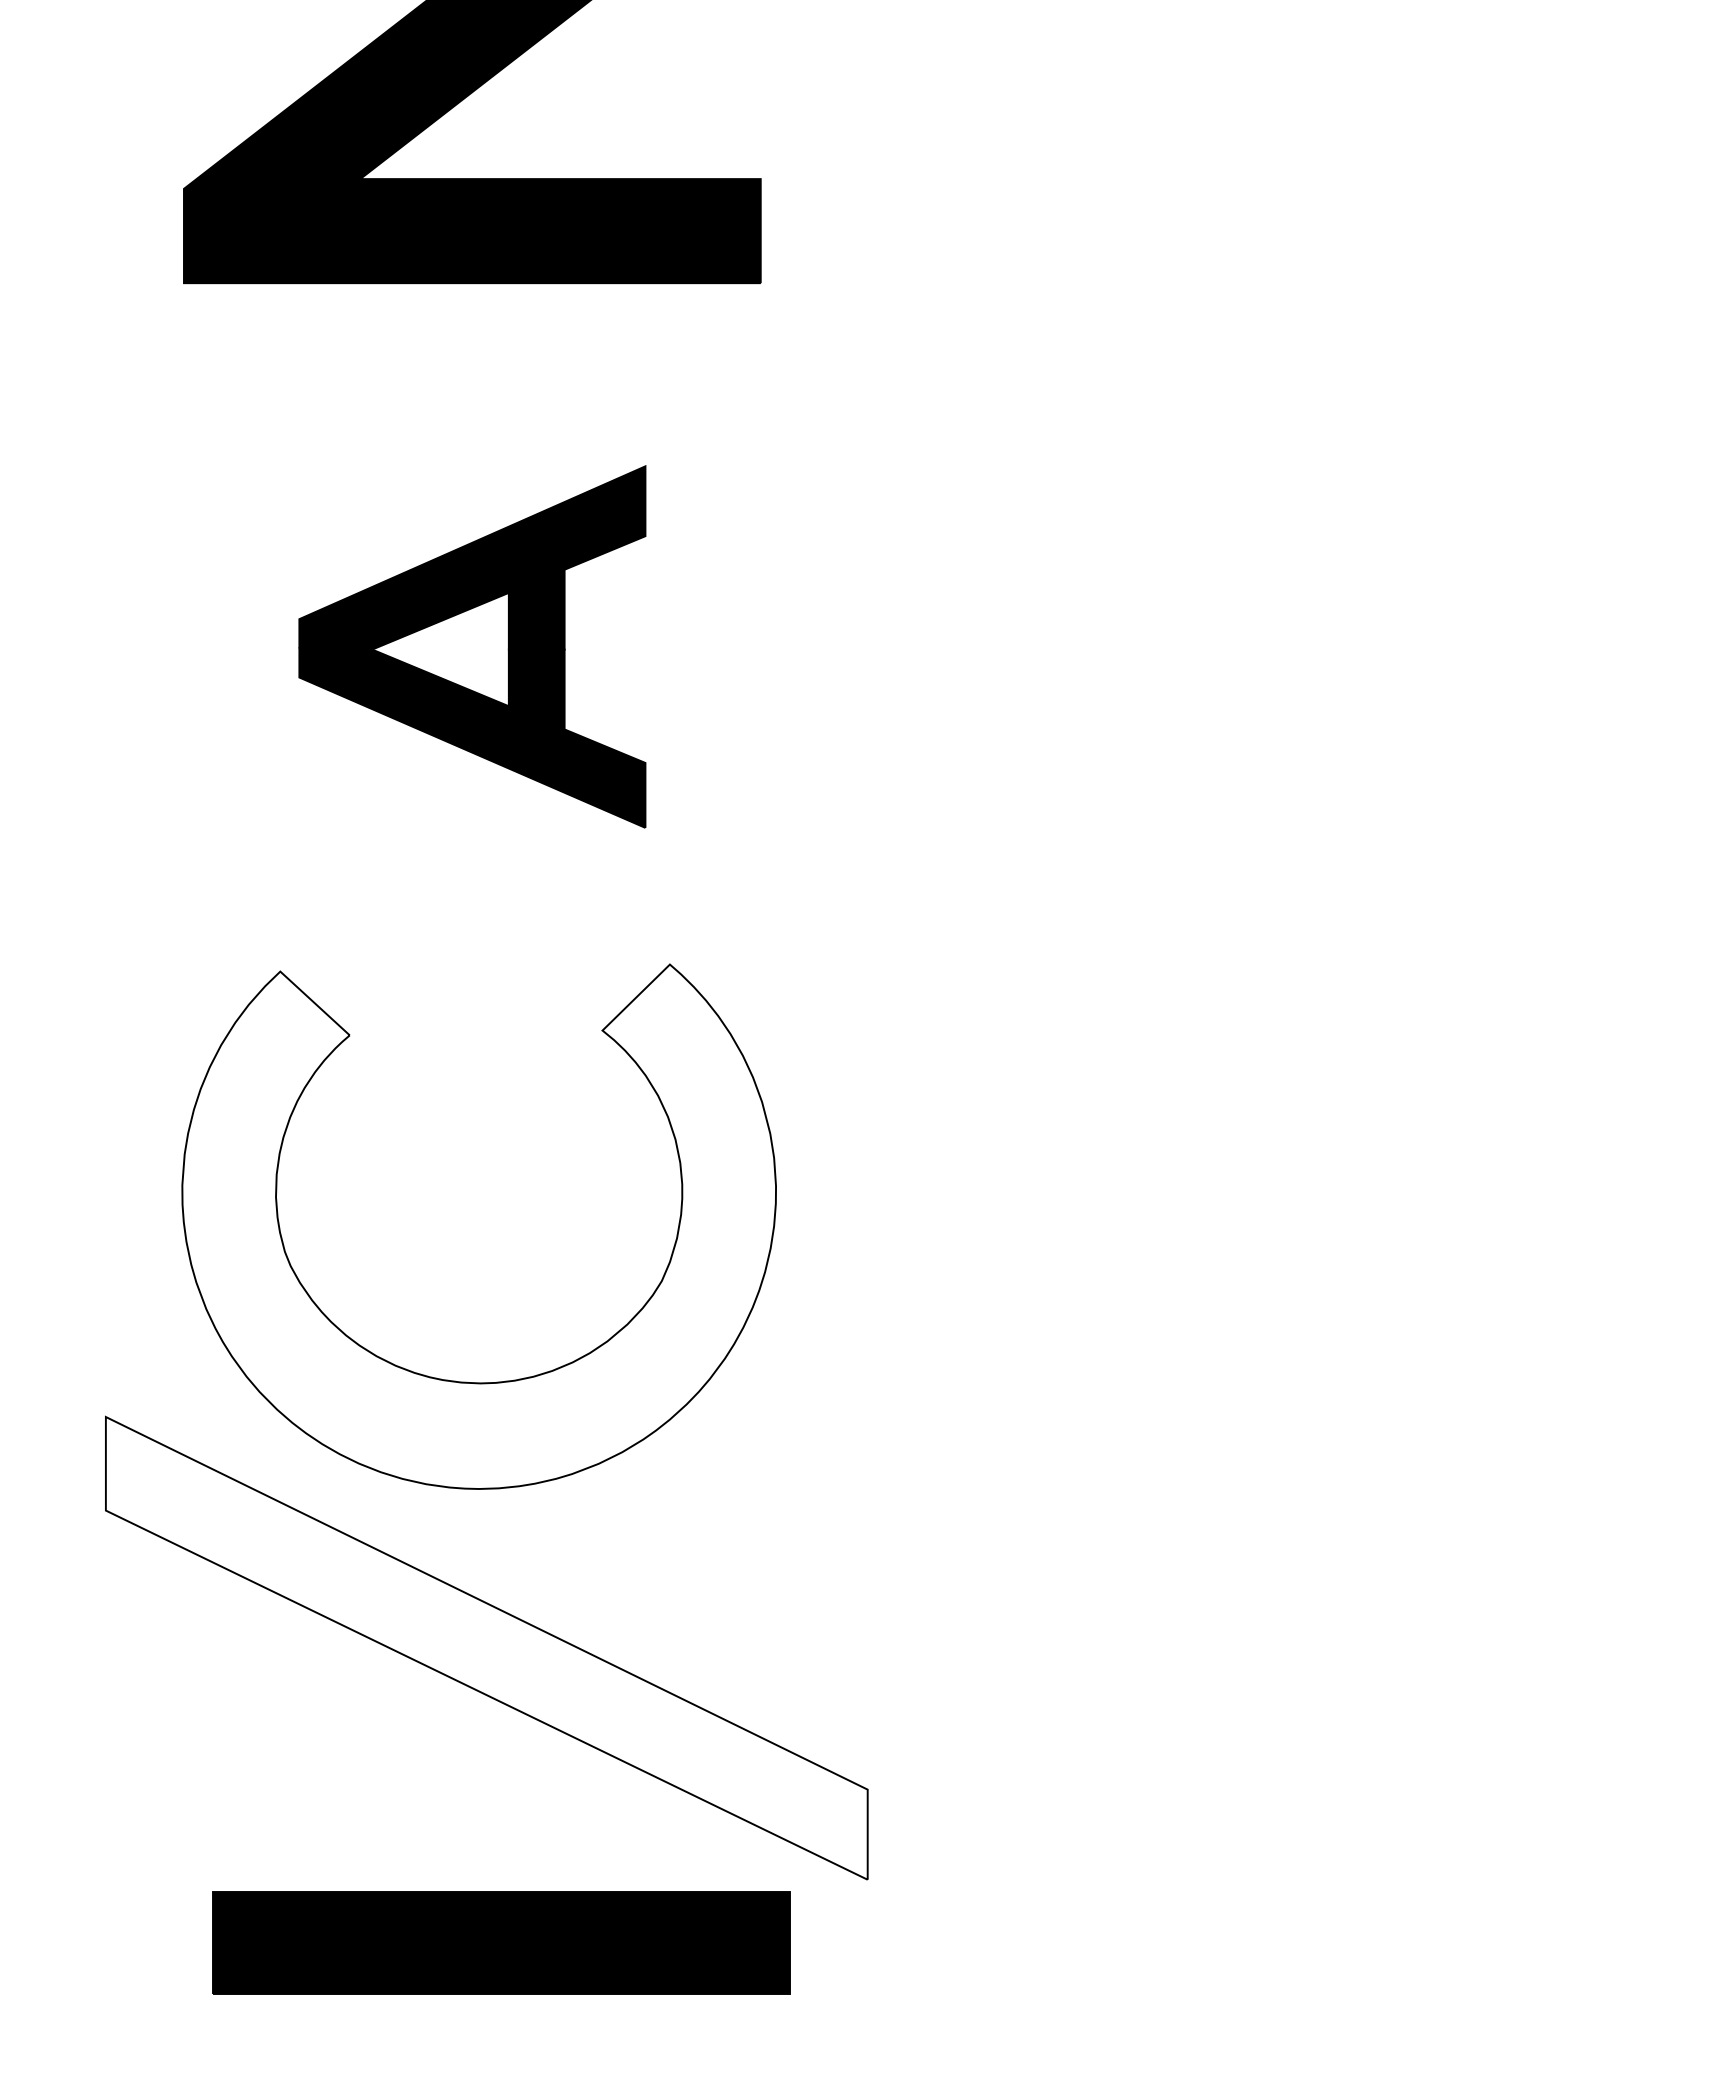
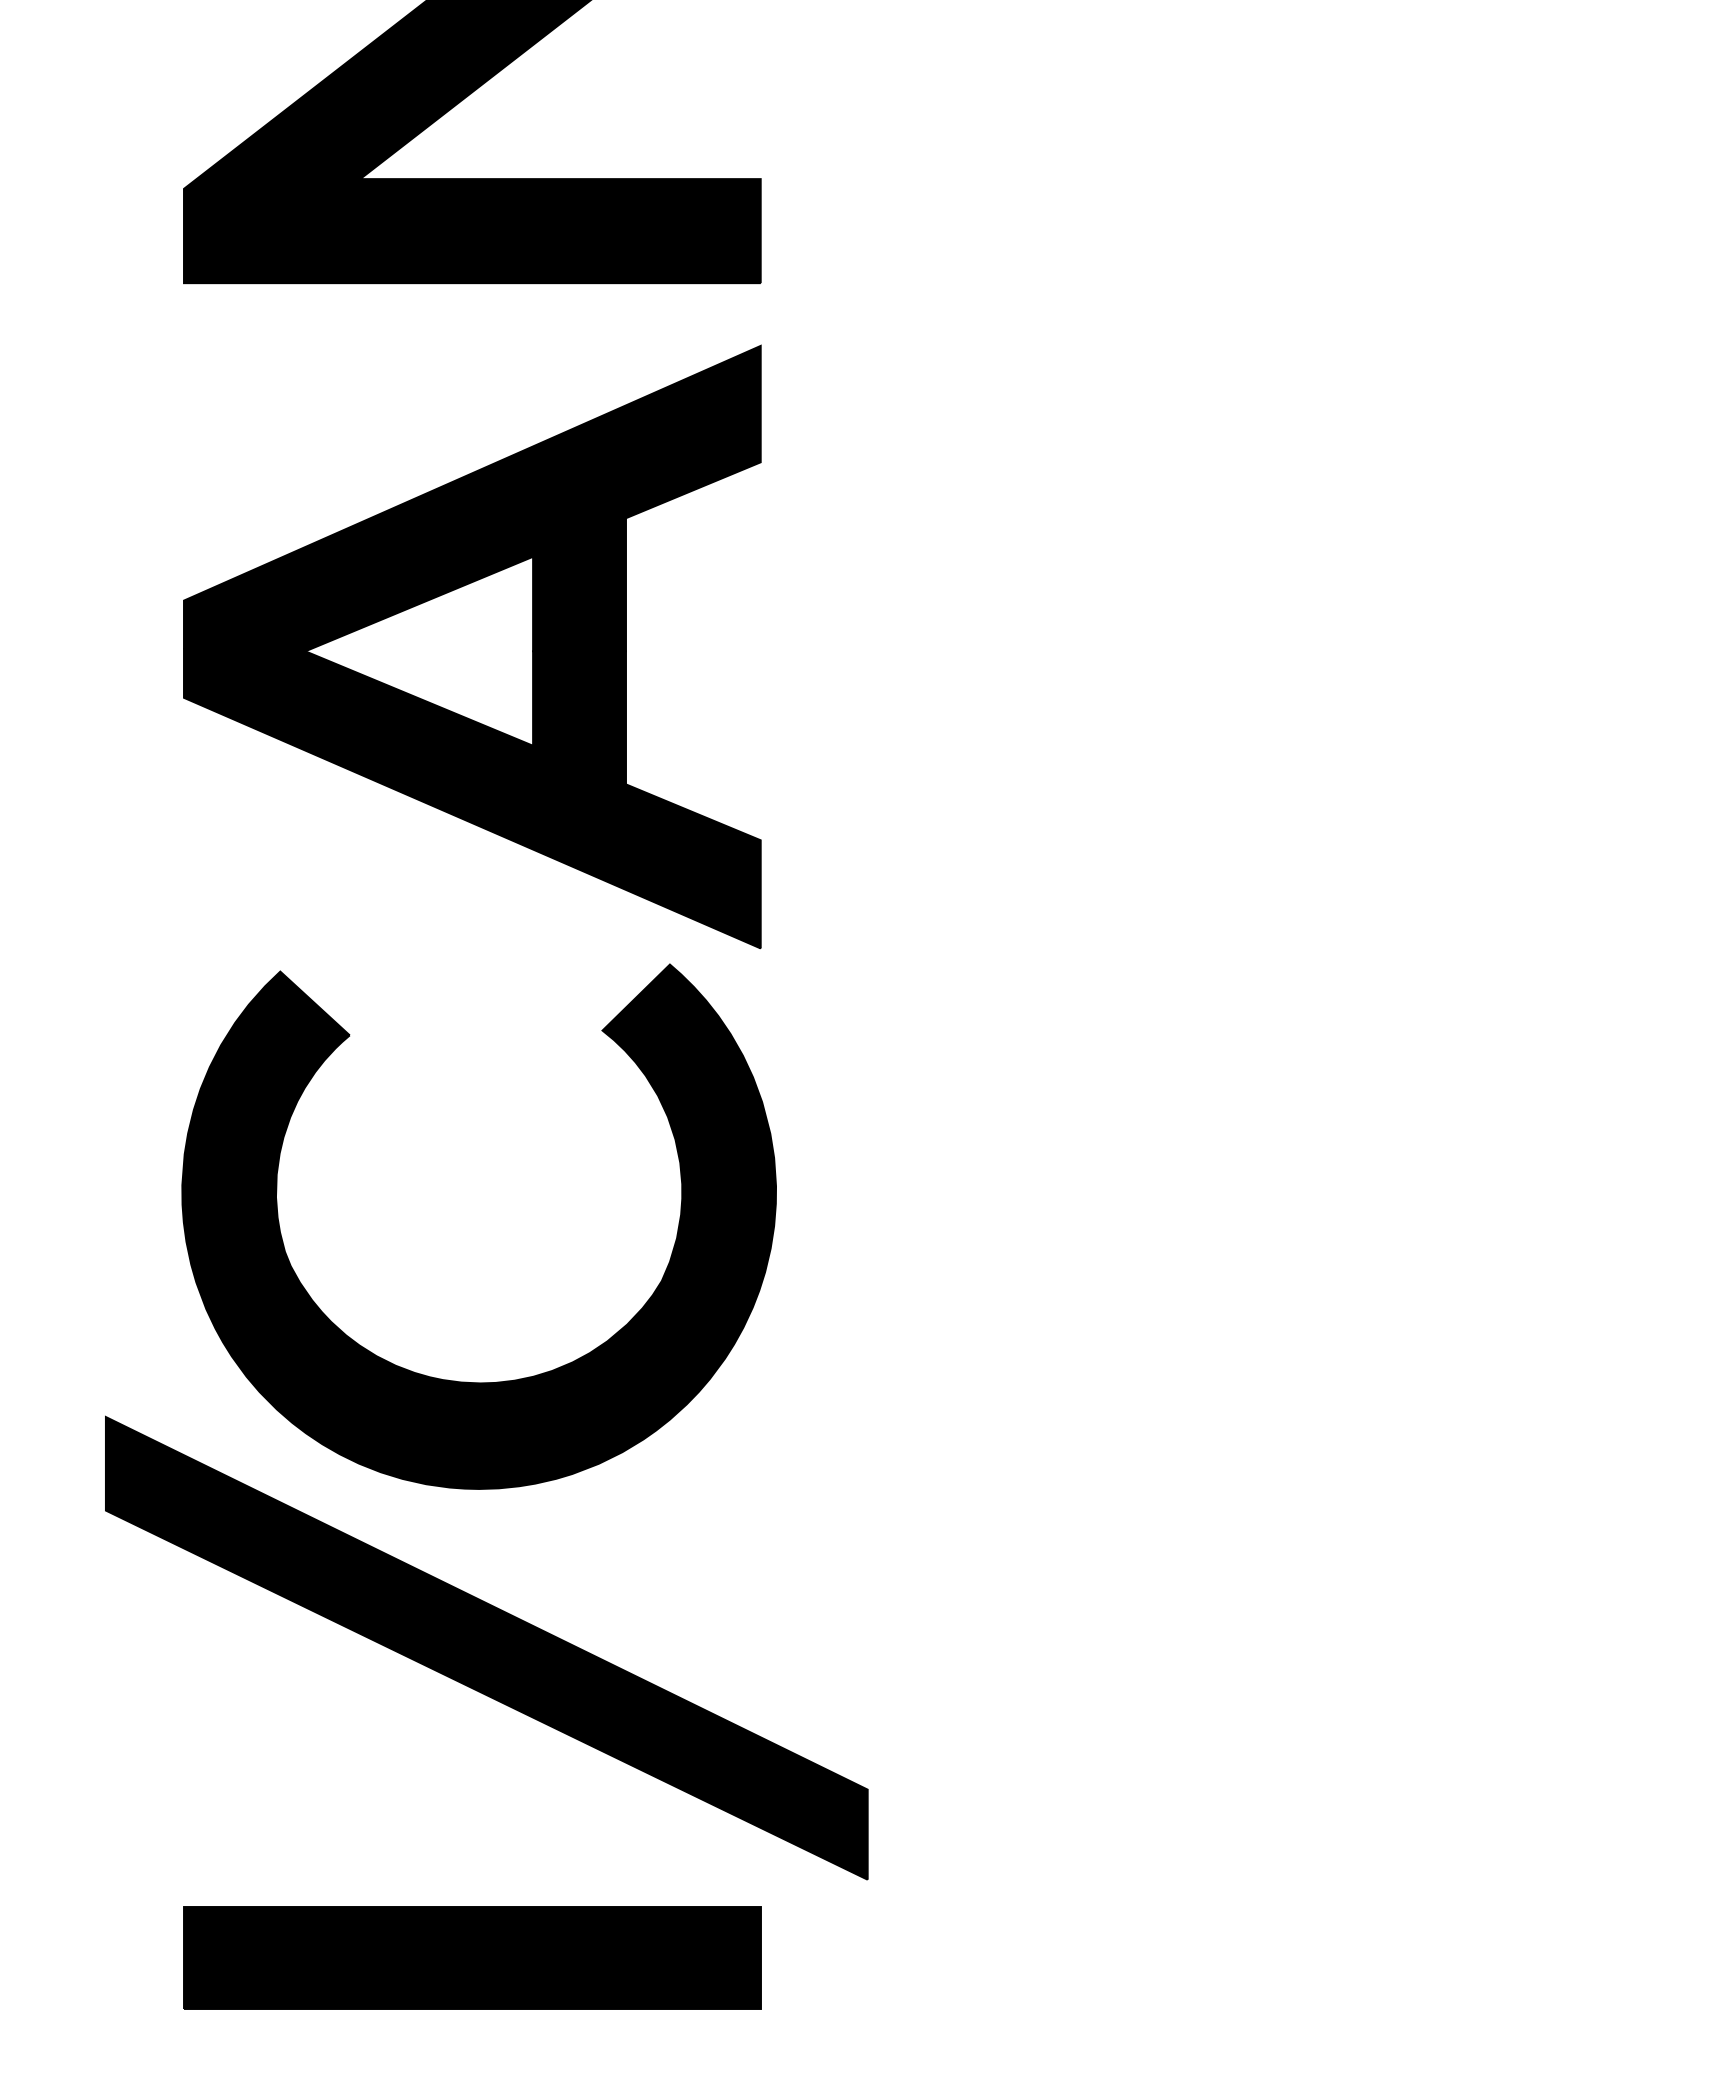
part size: 349x364 px -> 579x606 px (472, 646)
fill: none -> present (479, 1226)
fill: none -> present (486, 1648)
part position: (501, 1942) -> (472, 1957) (472, 1957)
